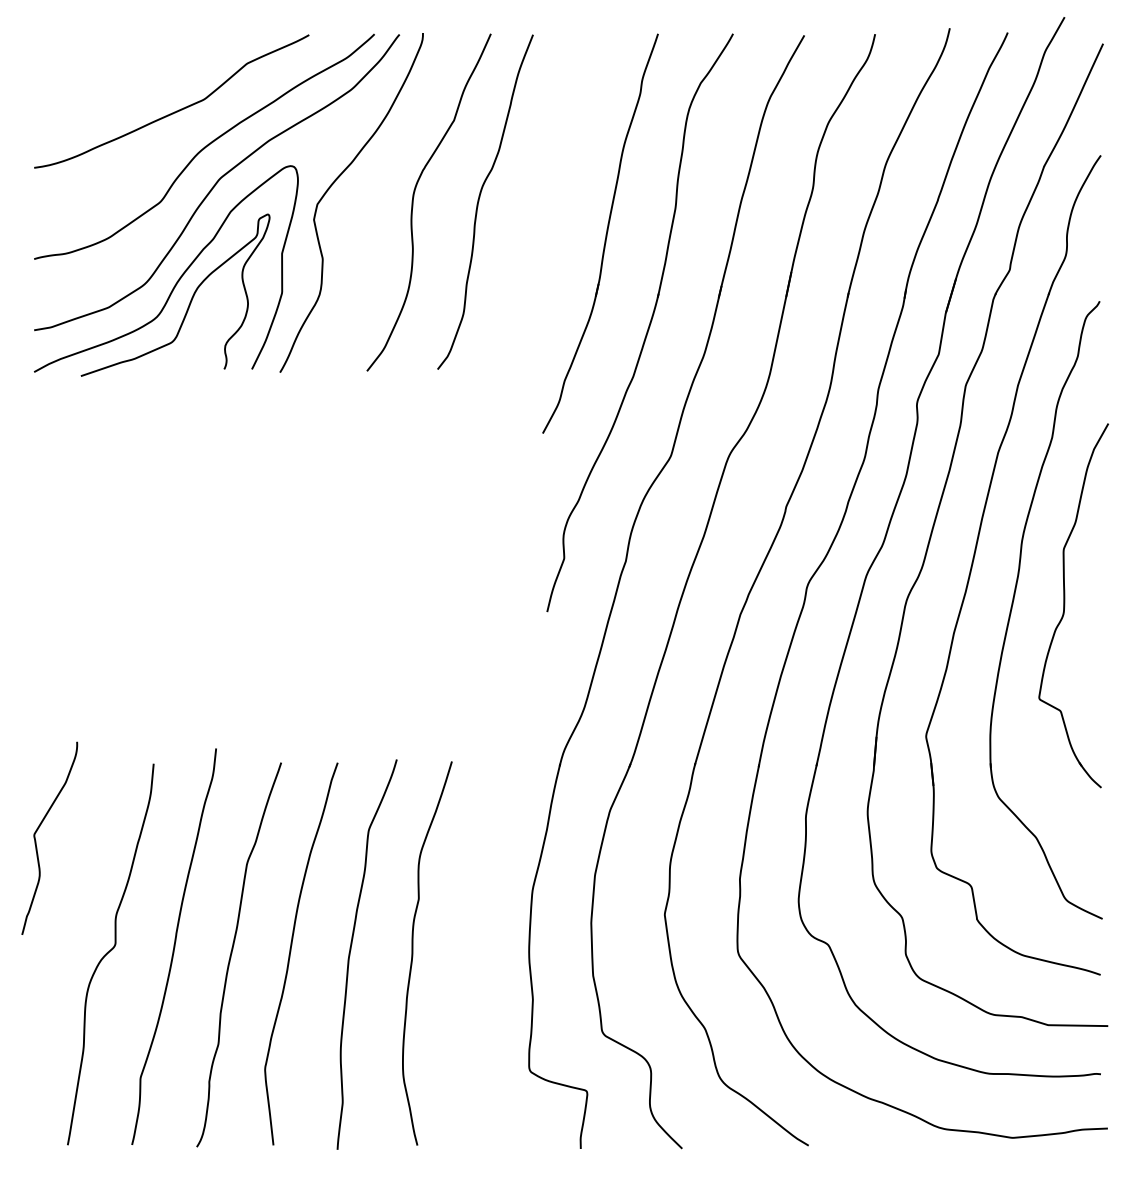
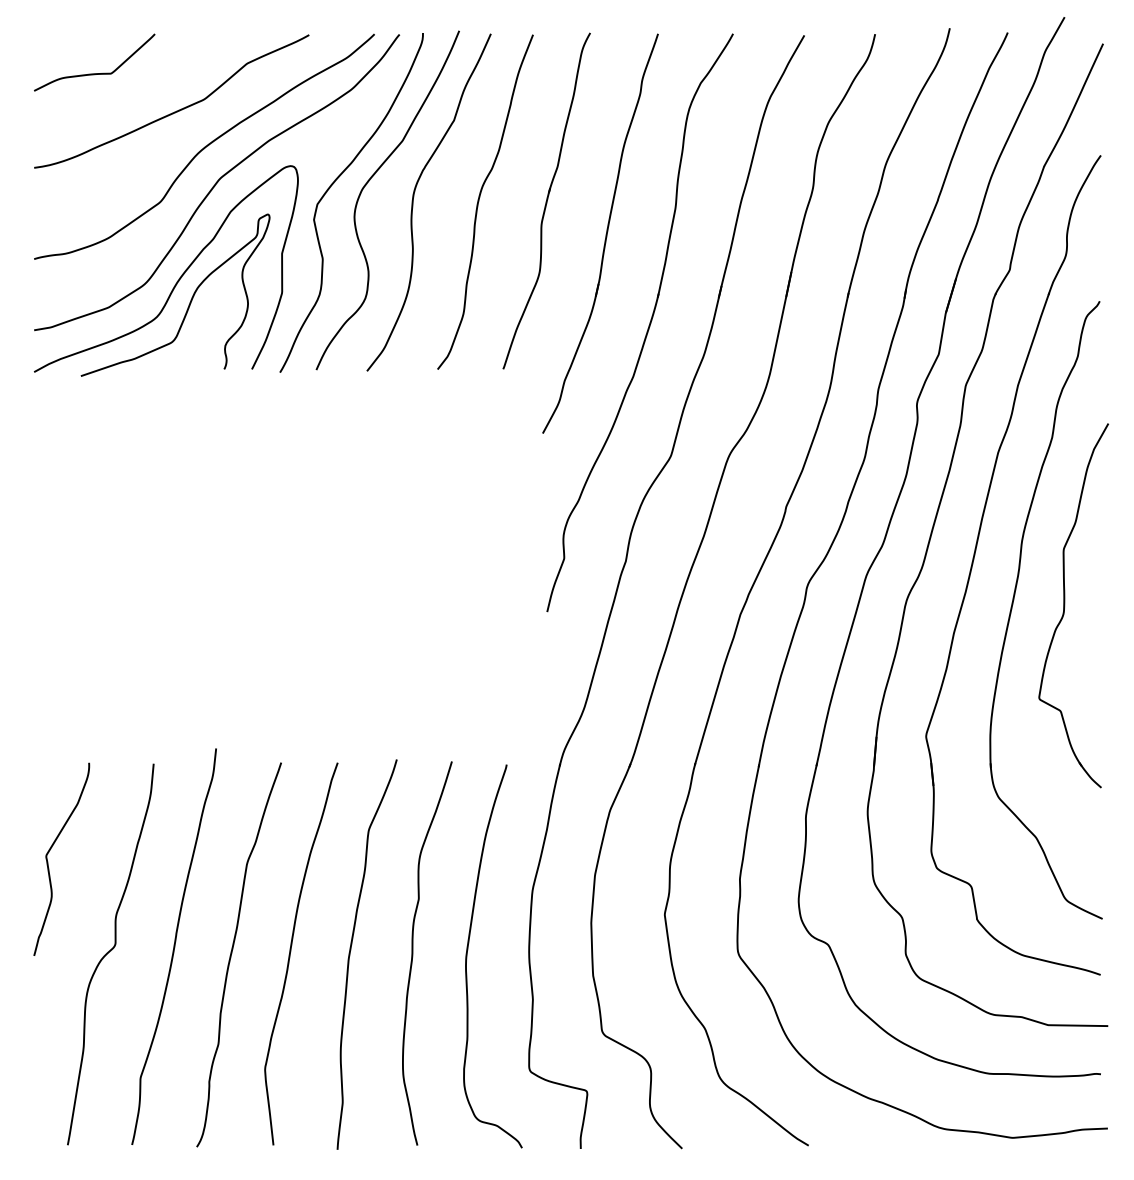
curve: none -> present (94, 73)
curve: none -> present (367, 184)
part: none -> present (546, 200)
curve position: (36, 840) -> (48, 861) (48, 861)
curve: none -> present (468, 950)
